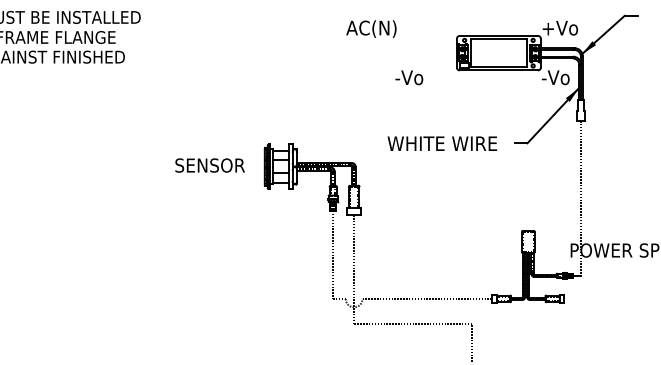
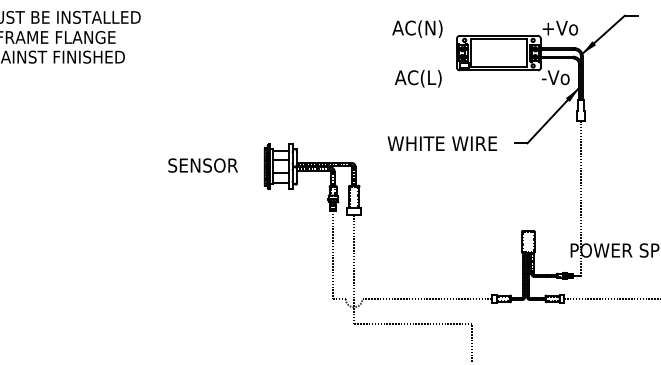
text position: (371, 28) -> (417, 28) (417, 28)
text: -Vo -> AC(L) (417, 78)
text position: (209, 165) -> (202, 165) (202, 165)
line: none -> present (610, 298)
